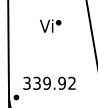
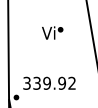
text position: (50, 25) -> (52, 32) (52, 32)
